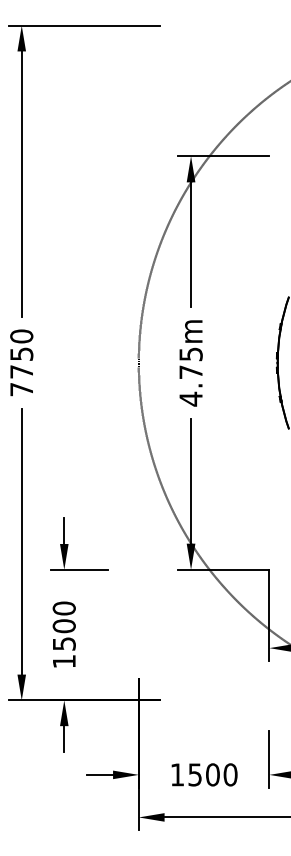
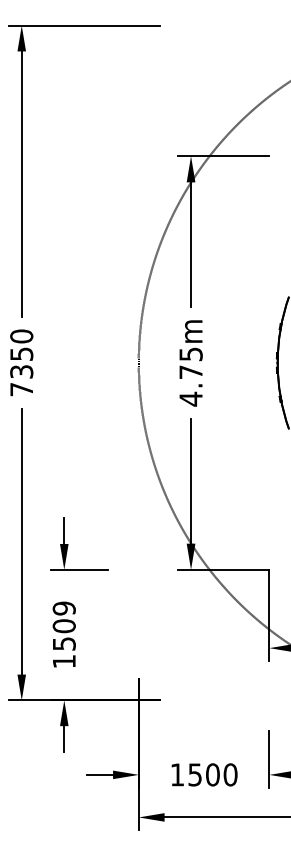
text: 7750 -> 7350 (21, 371)
text: 1500 -> 1509 (63, 608)
